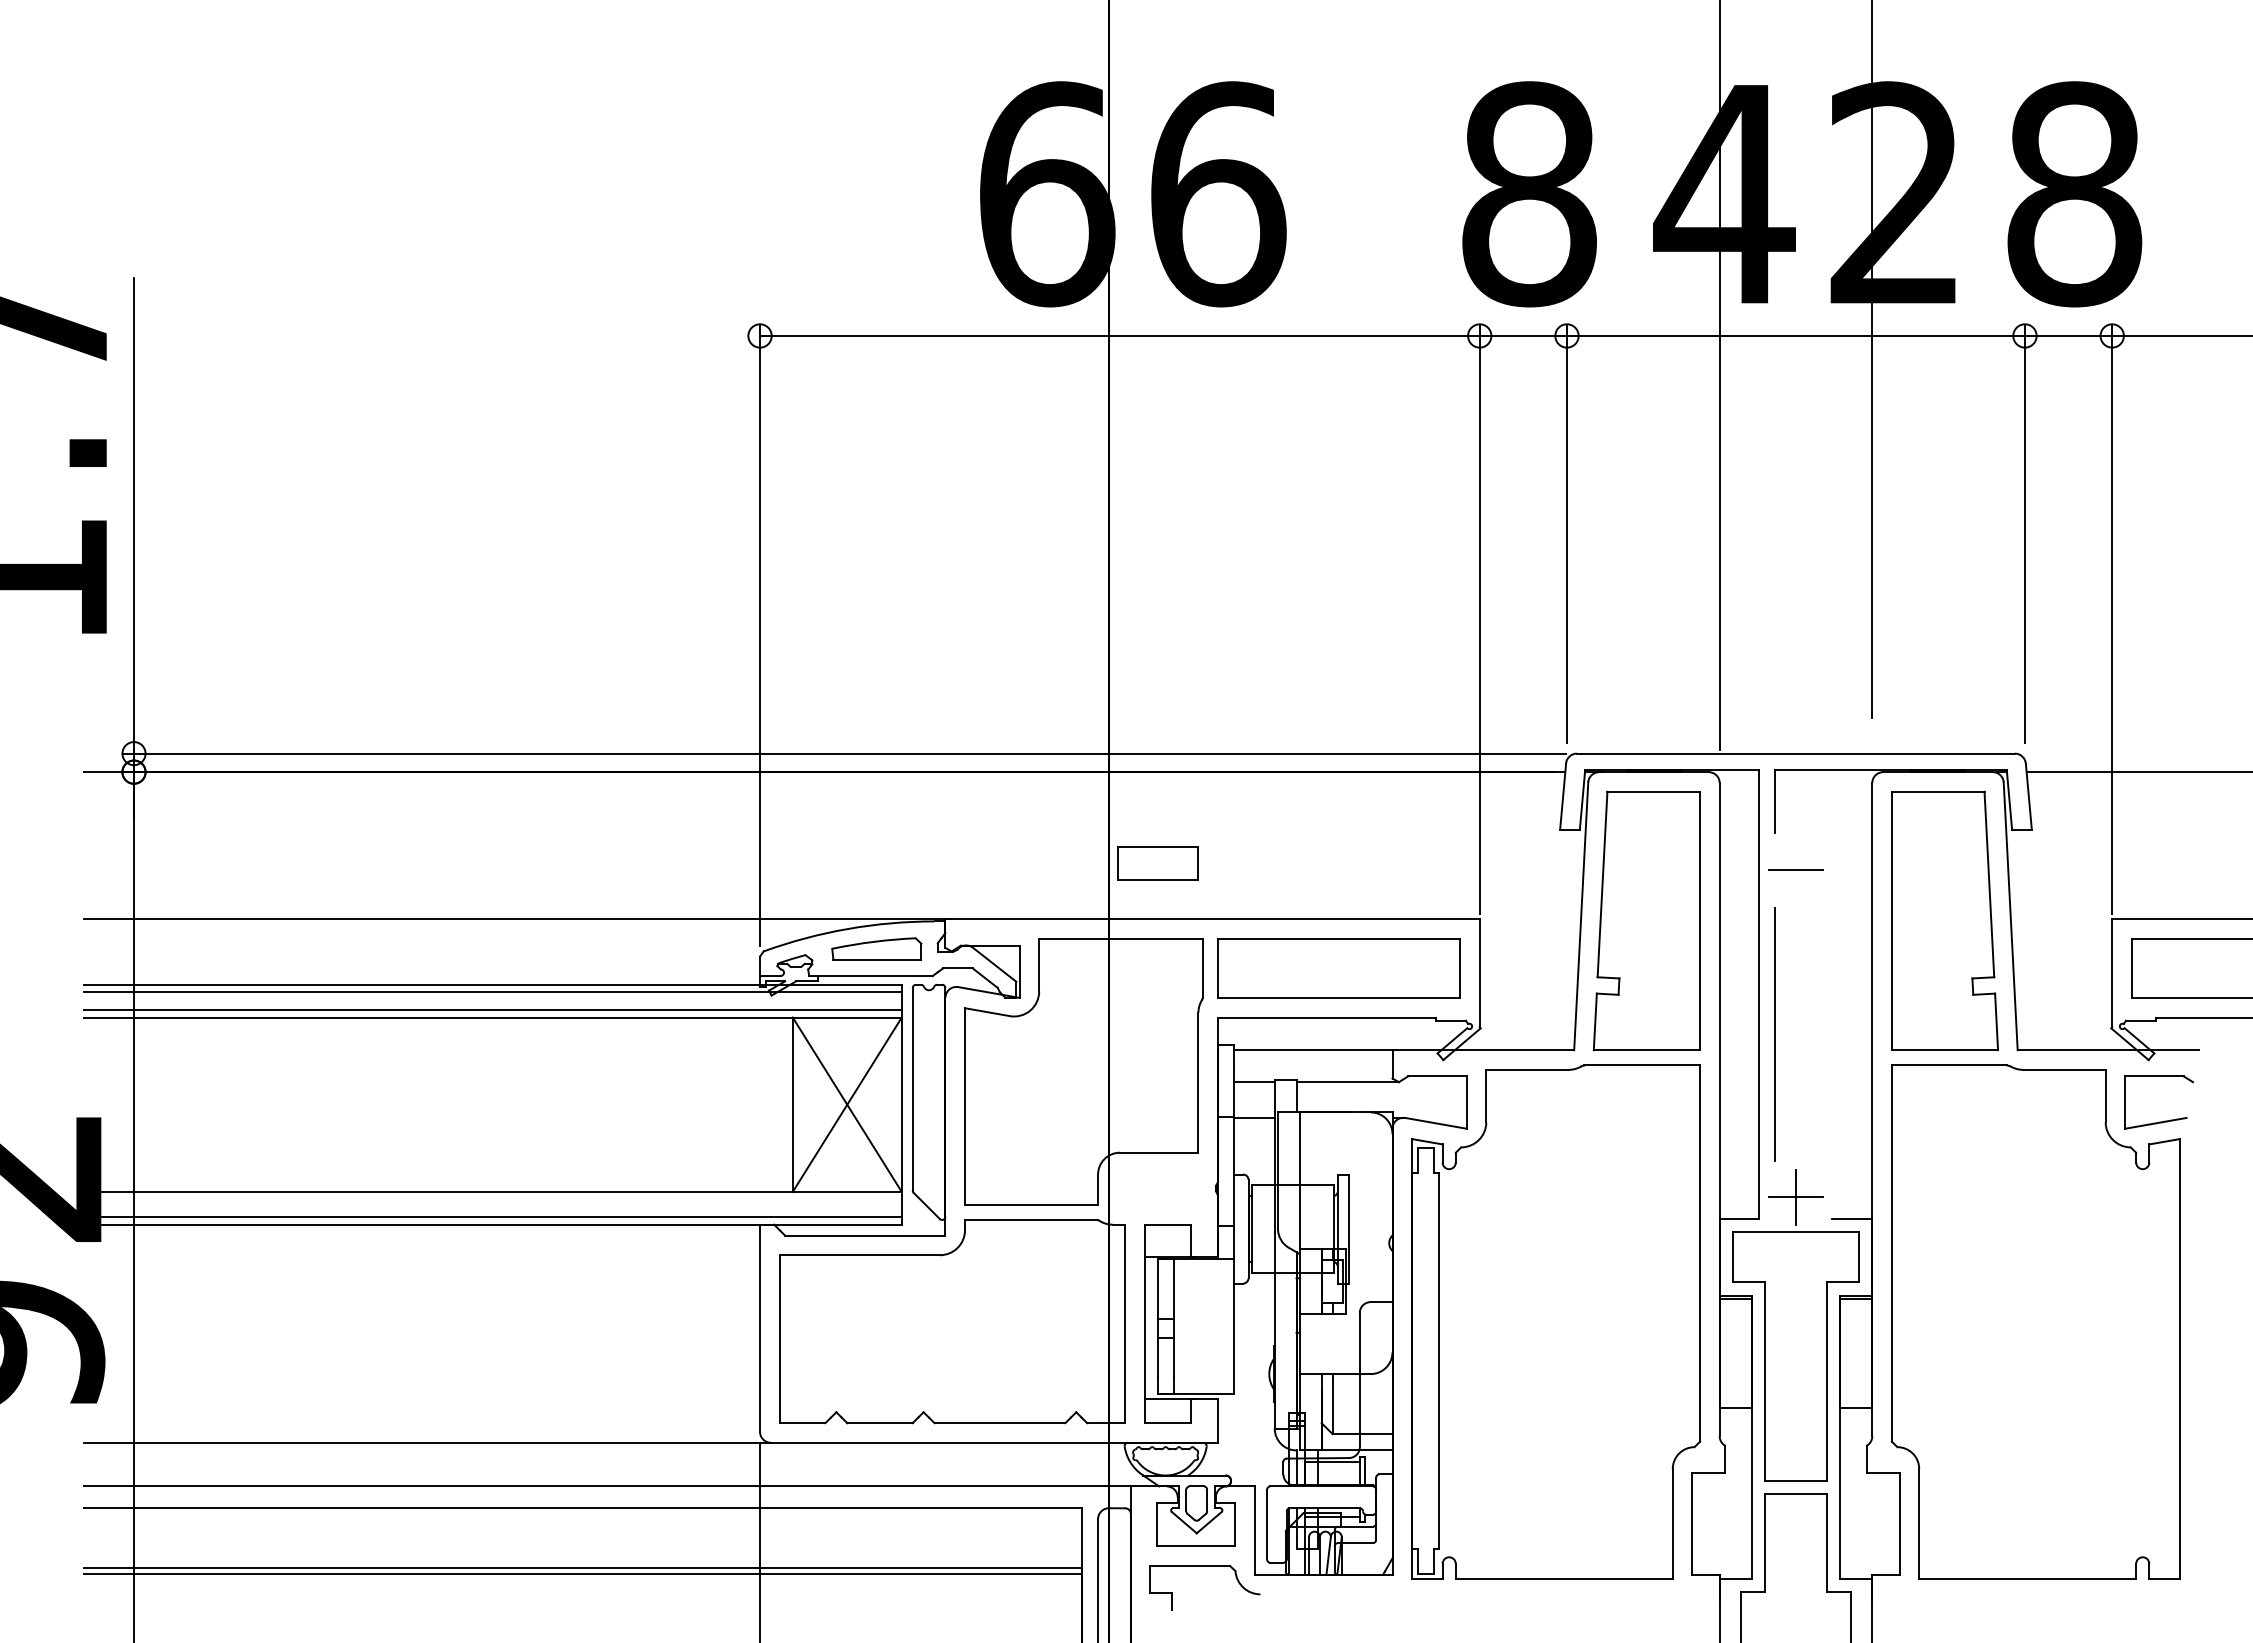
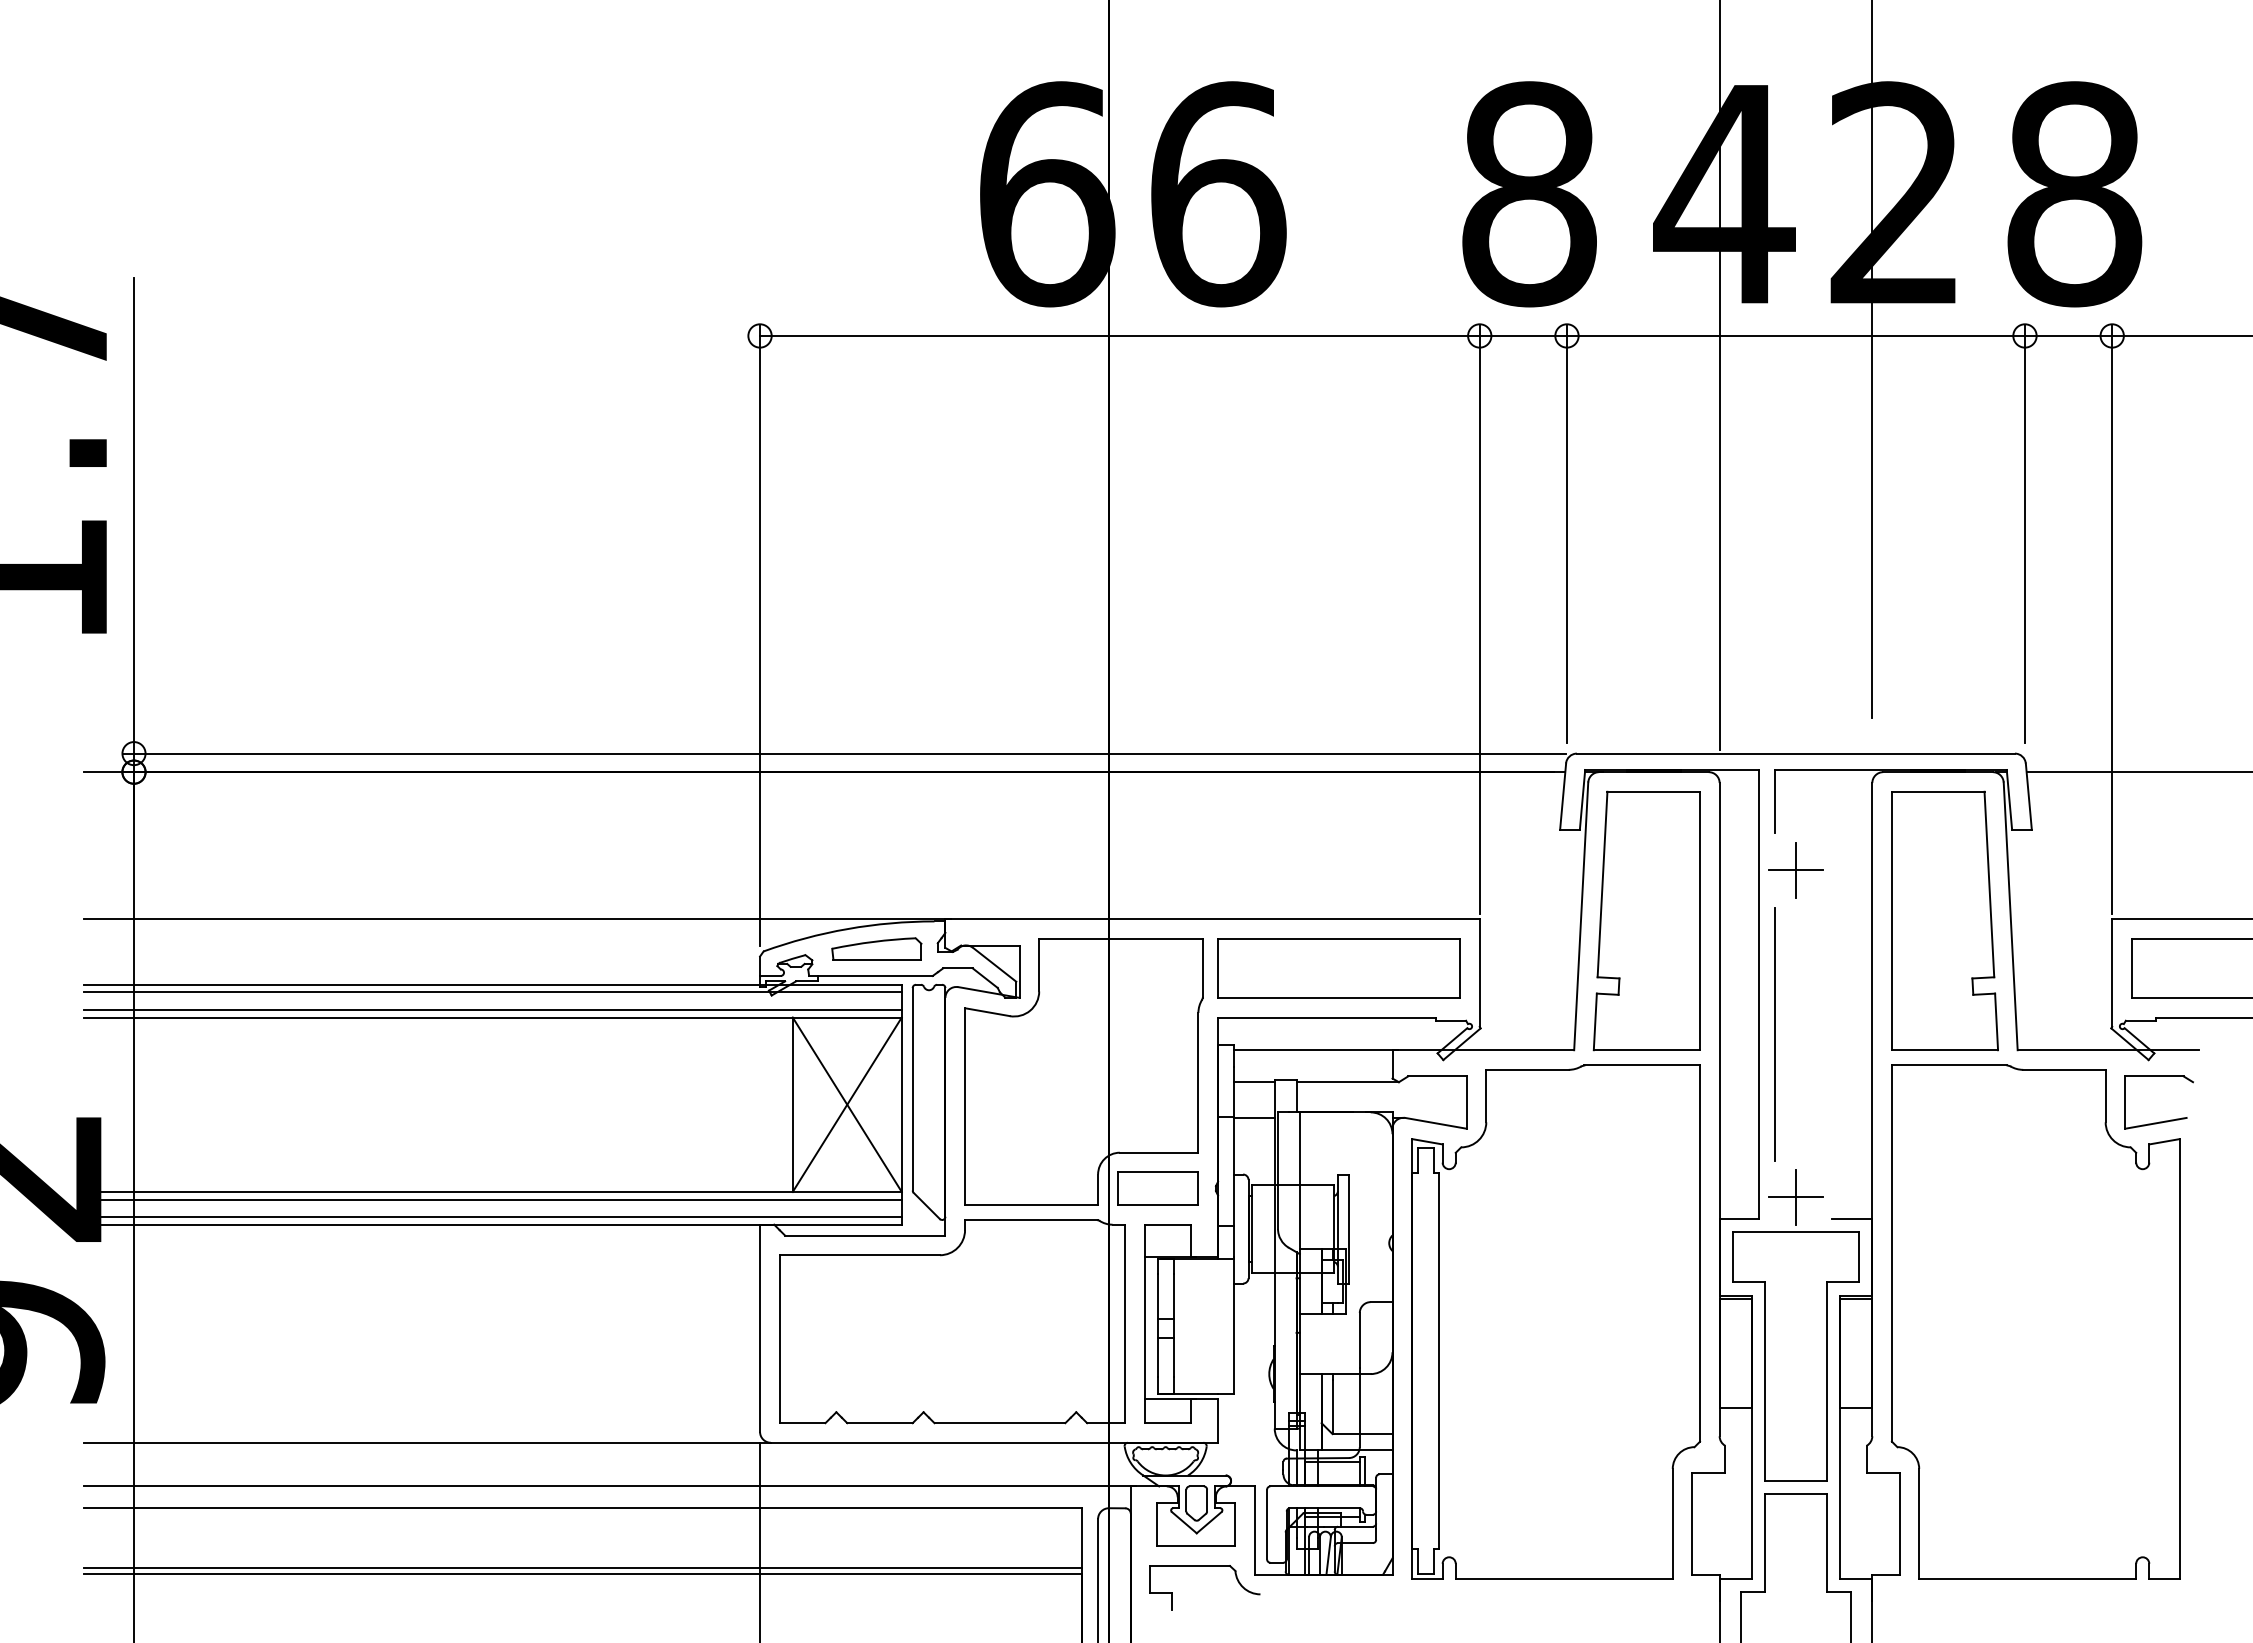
part position: (1157, 863) -> (1157, 1188) (1157, 1188)
line: none -> present (1795, 870)
line: none -> present (492, 1199)
